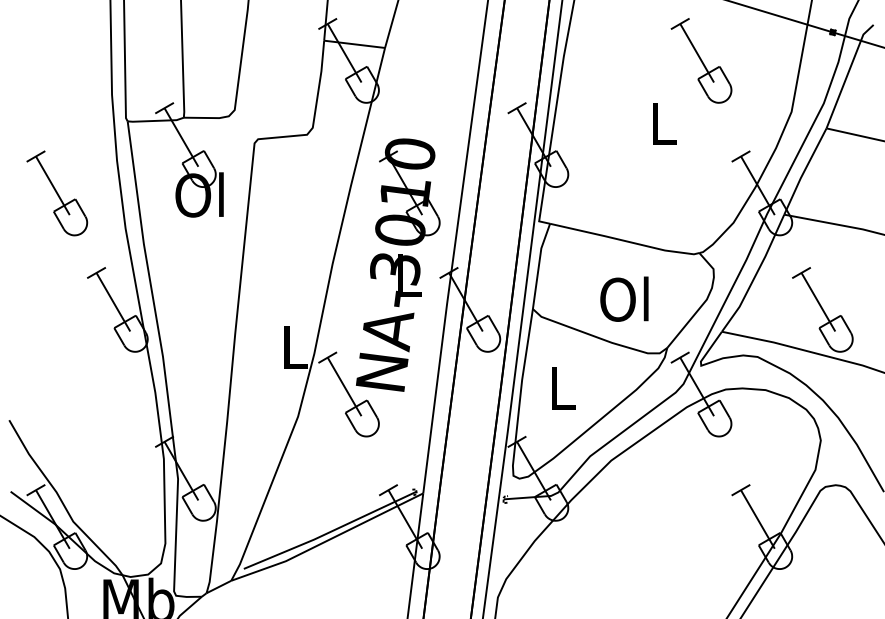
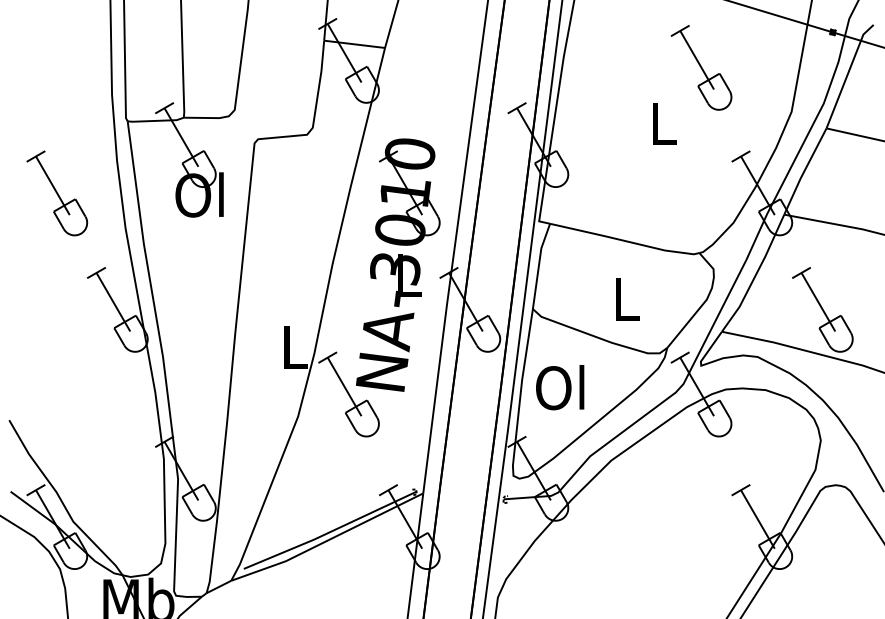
part position: (701, 60) -> (701, 67) (701, 67)
text: Ol -> L (624, 298)
text: L -> Ol (560, 387)
